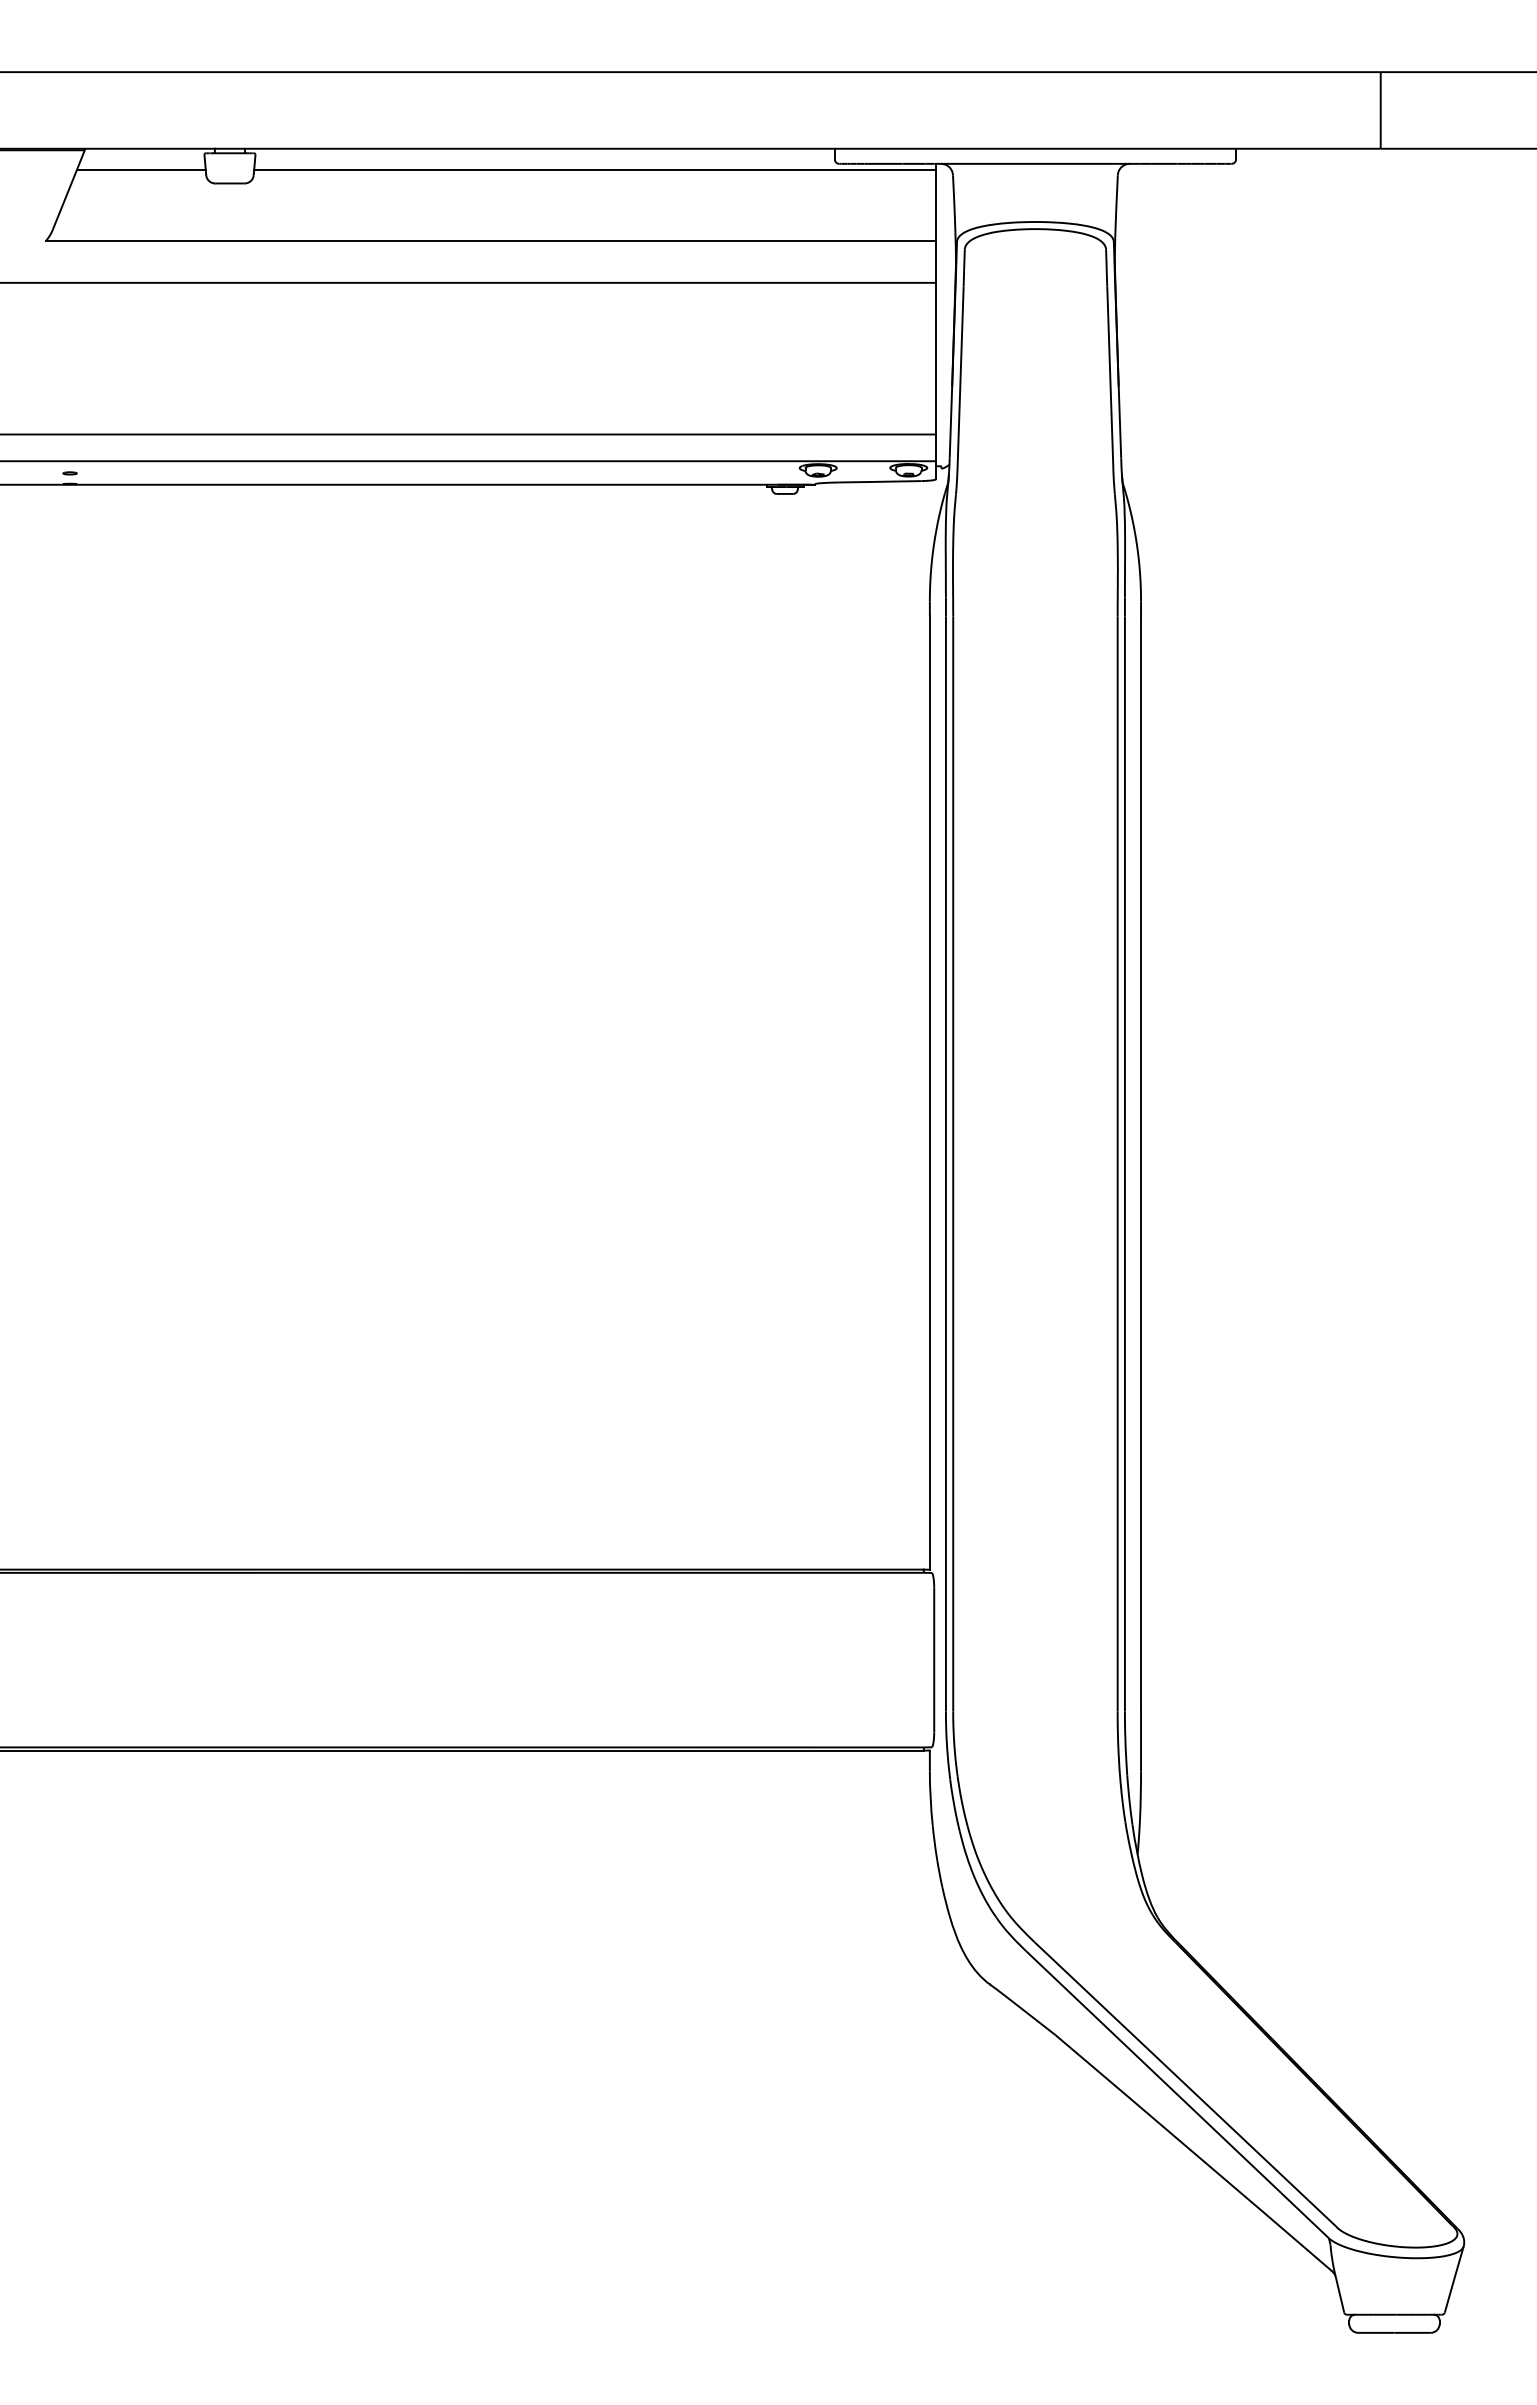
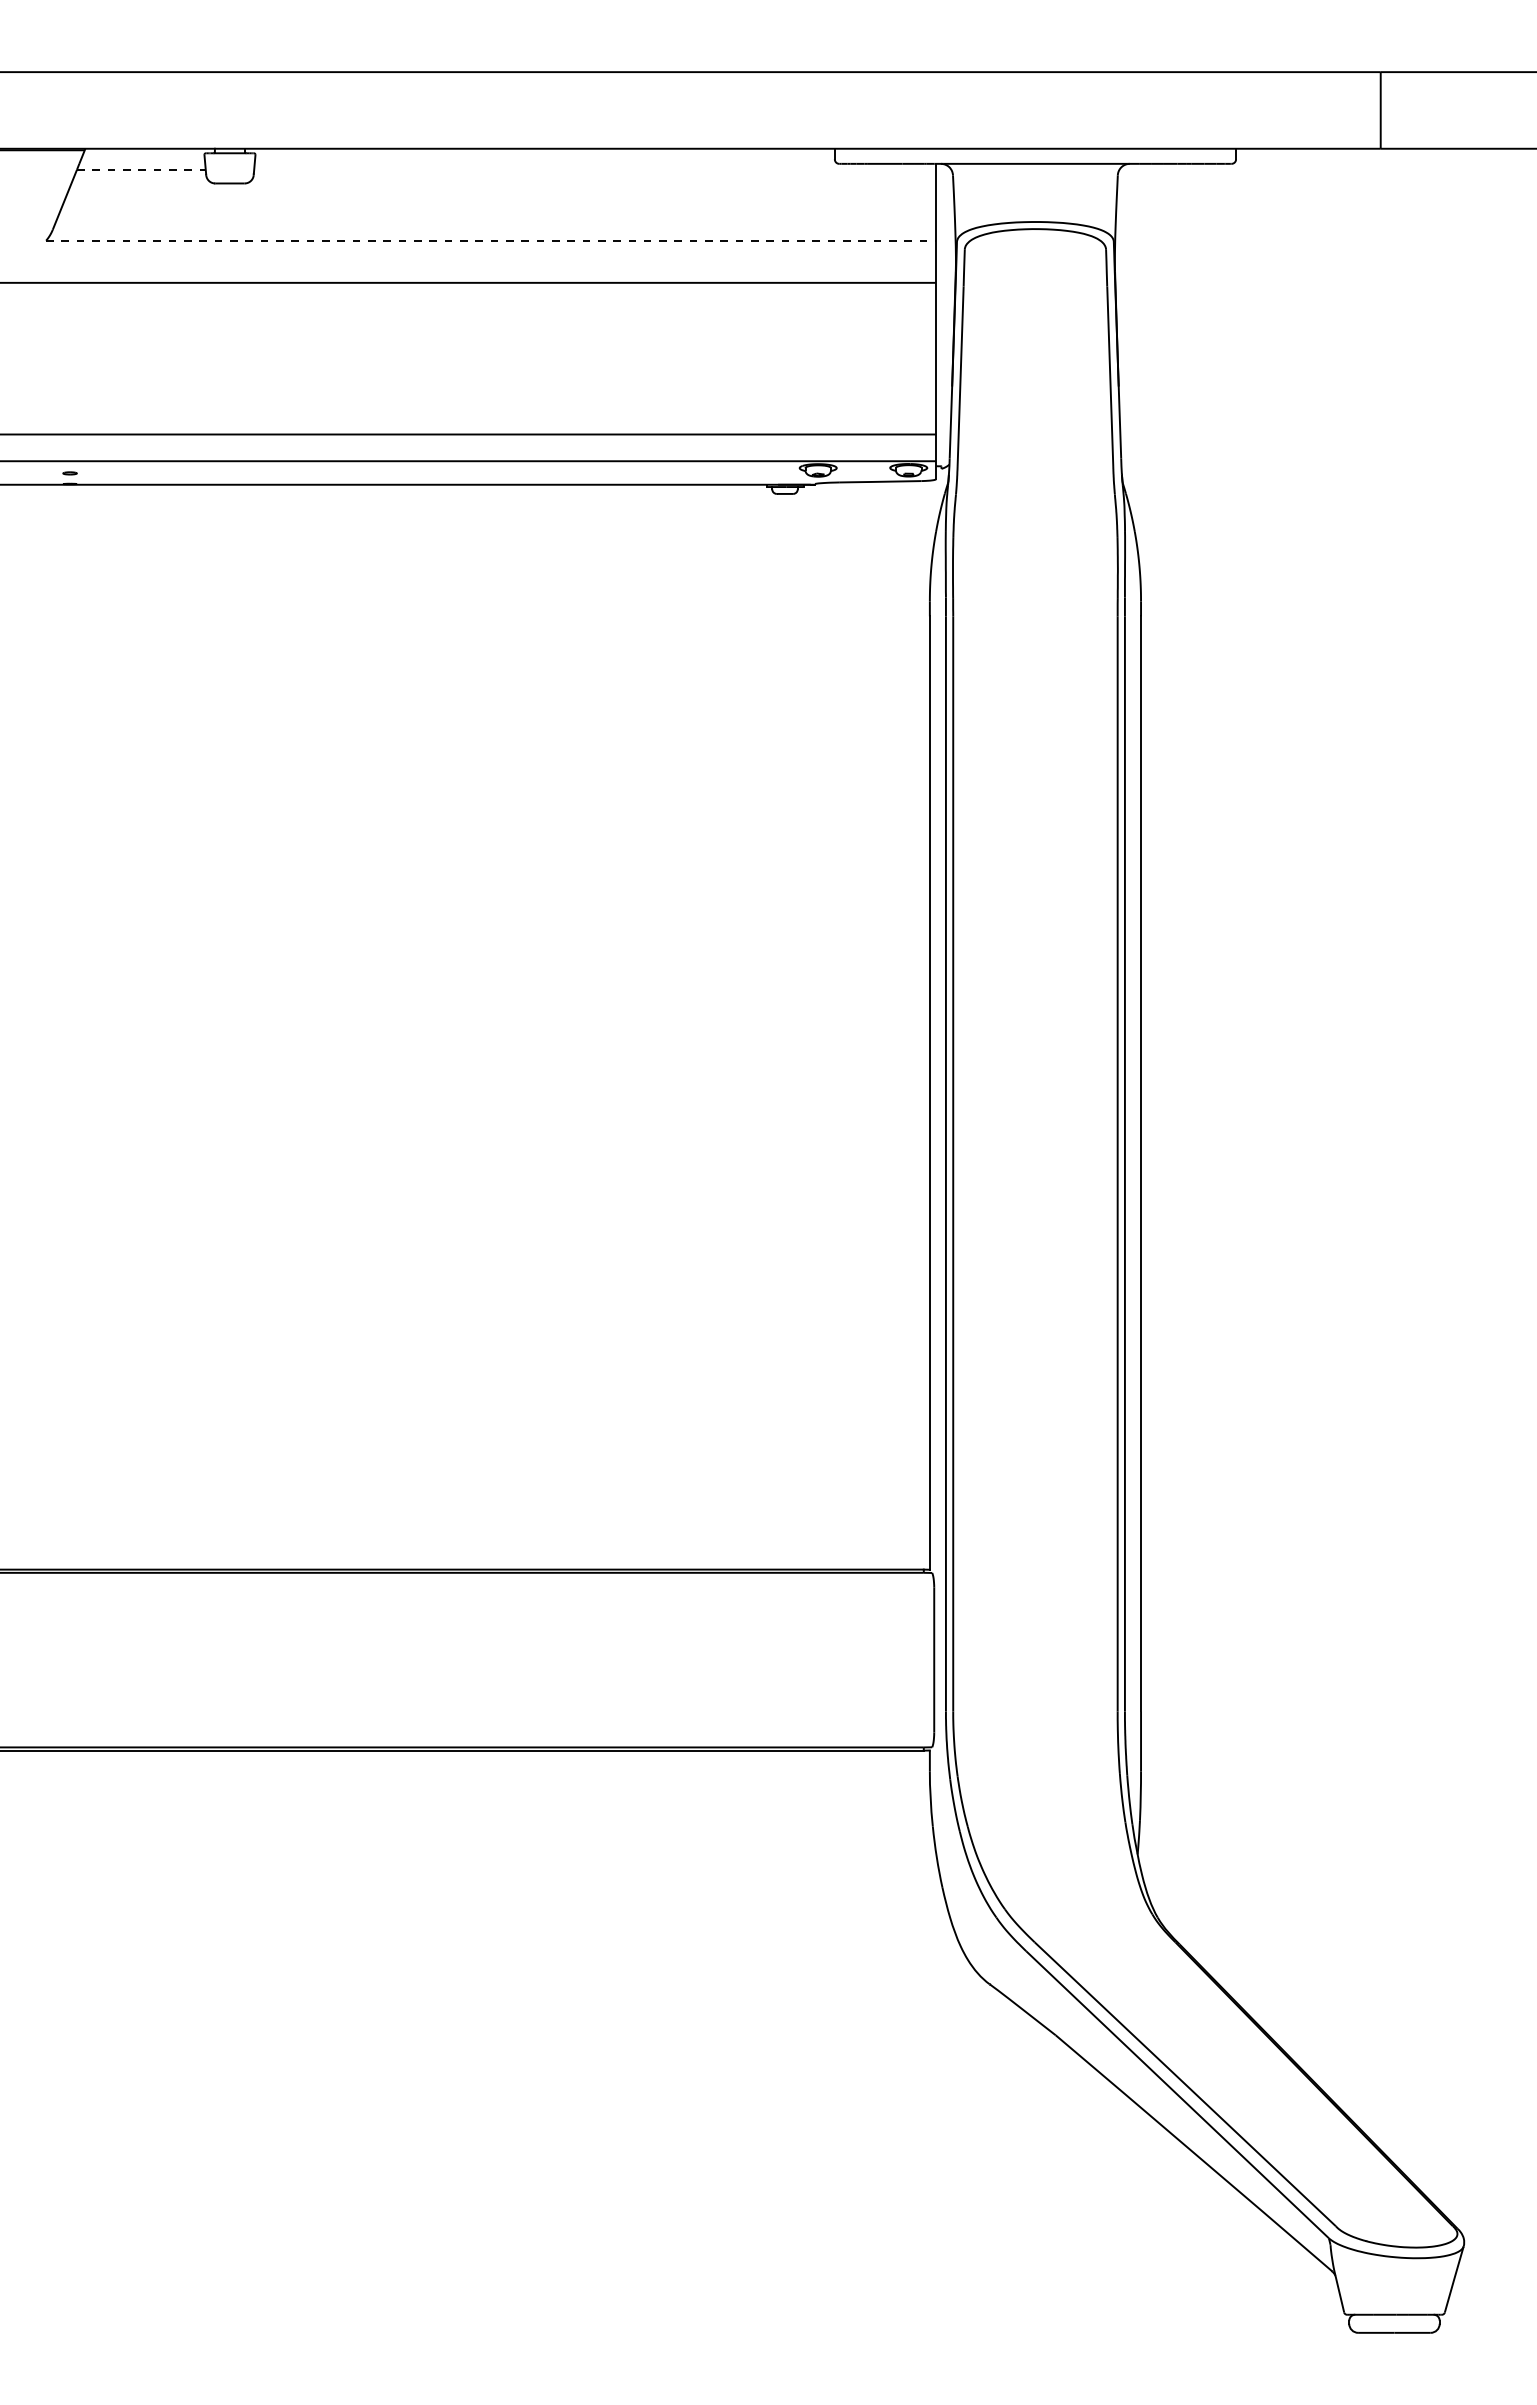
line: solid -> dashed (141, 169)
line: present -> none (594, 169)
line: solid -> dashed (491, 240)
